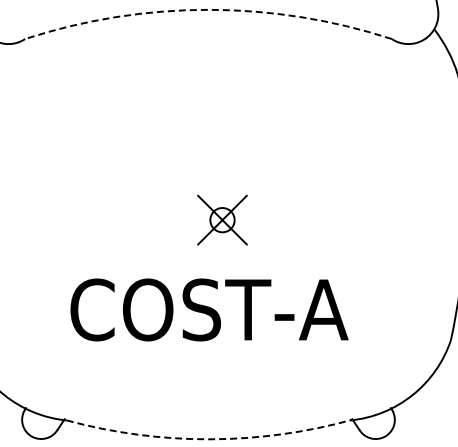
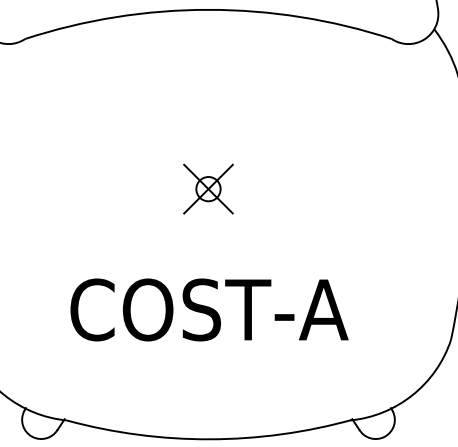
arc: dashed -> solid (208, 9)
part position: (222, 219) -> (208, 188) (208, 188)
arc: dashed -> solid (209, 439)
